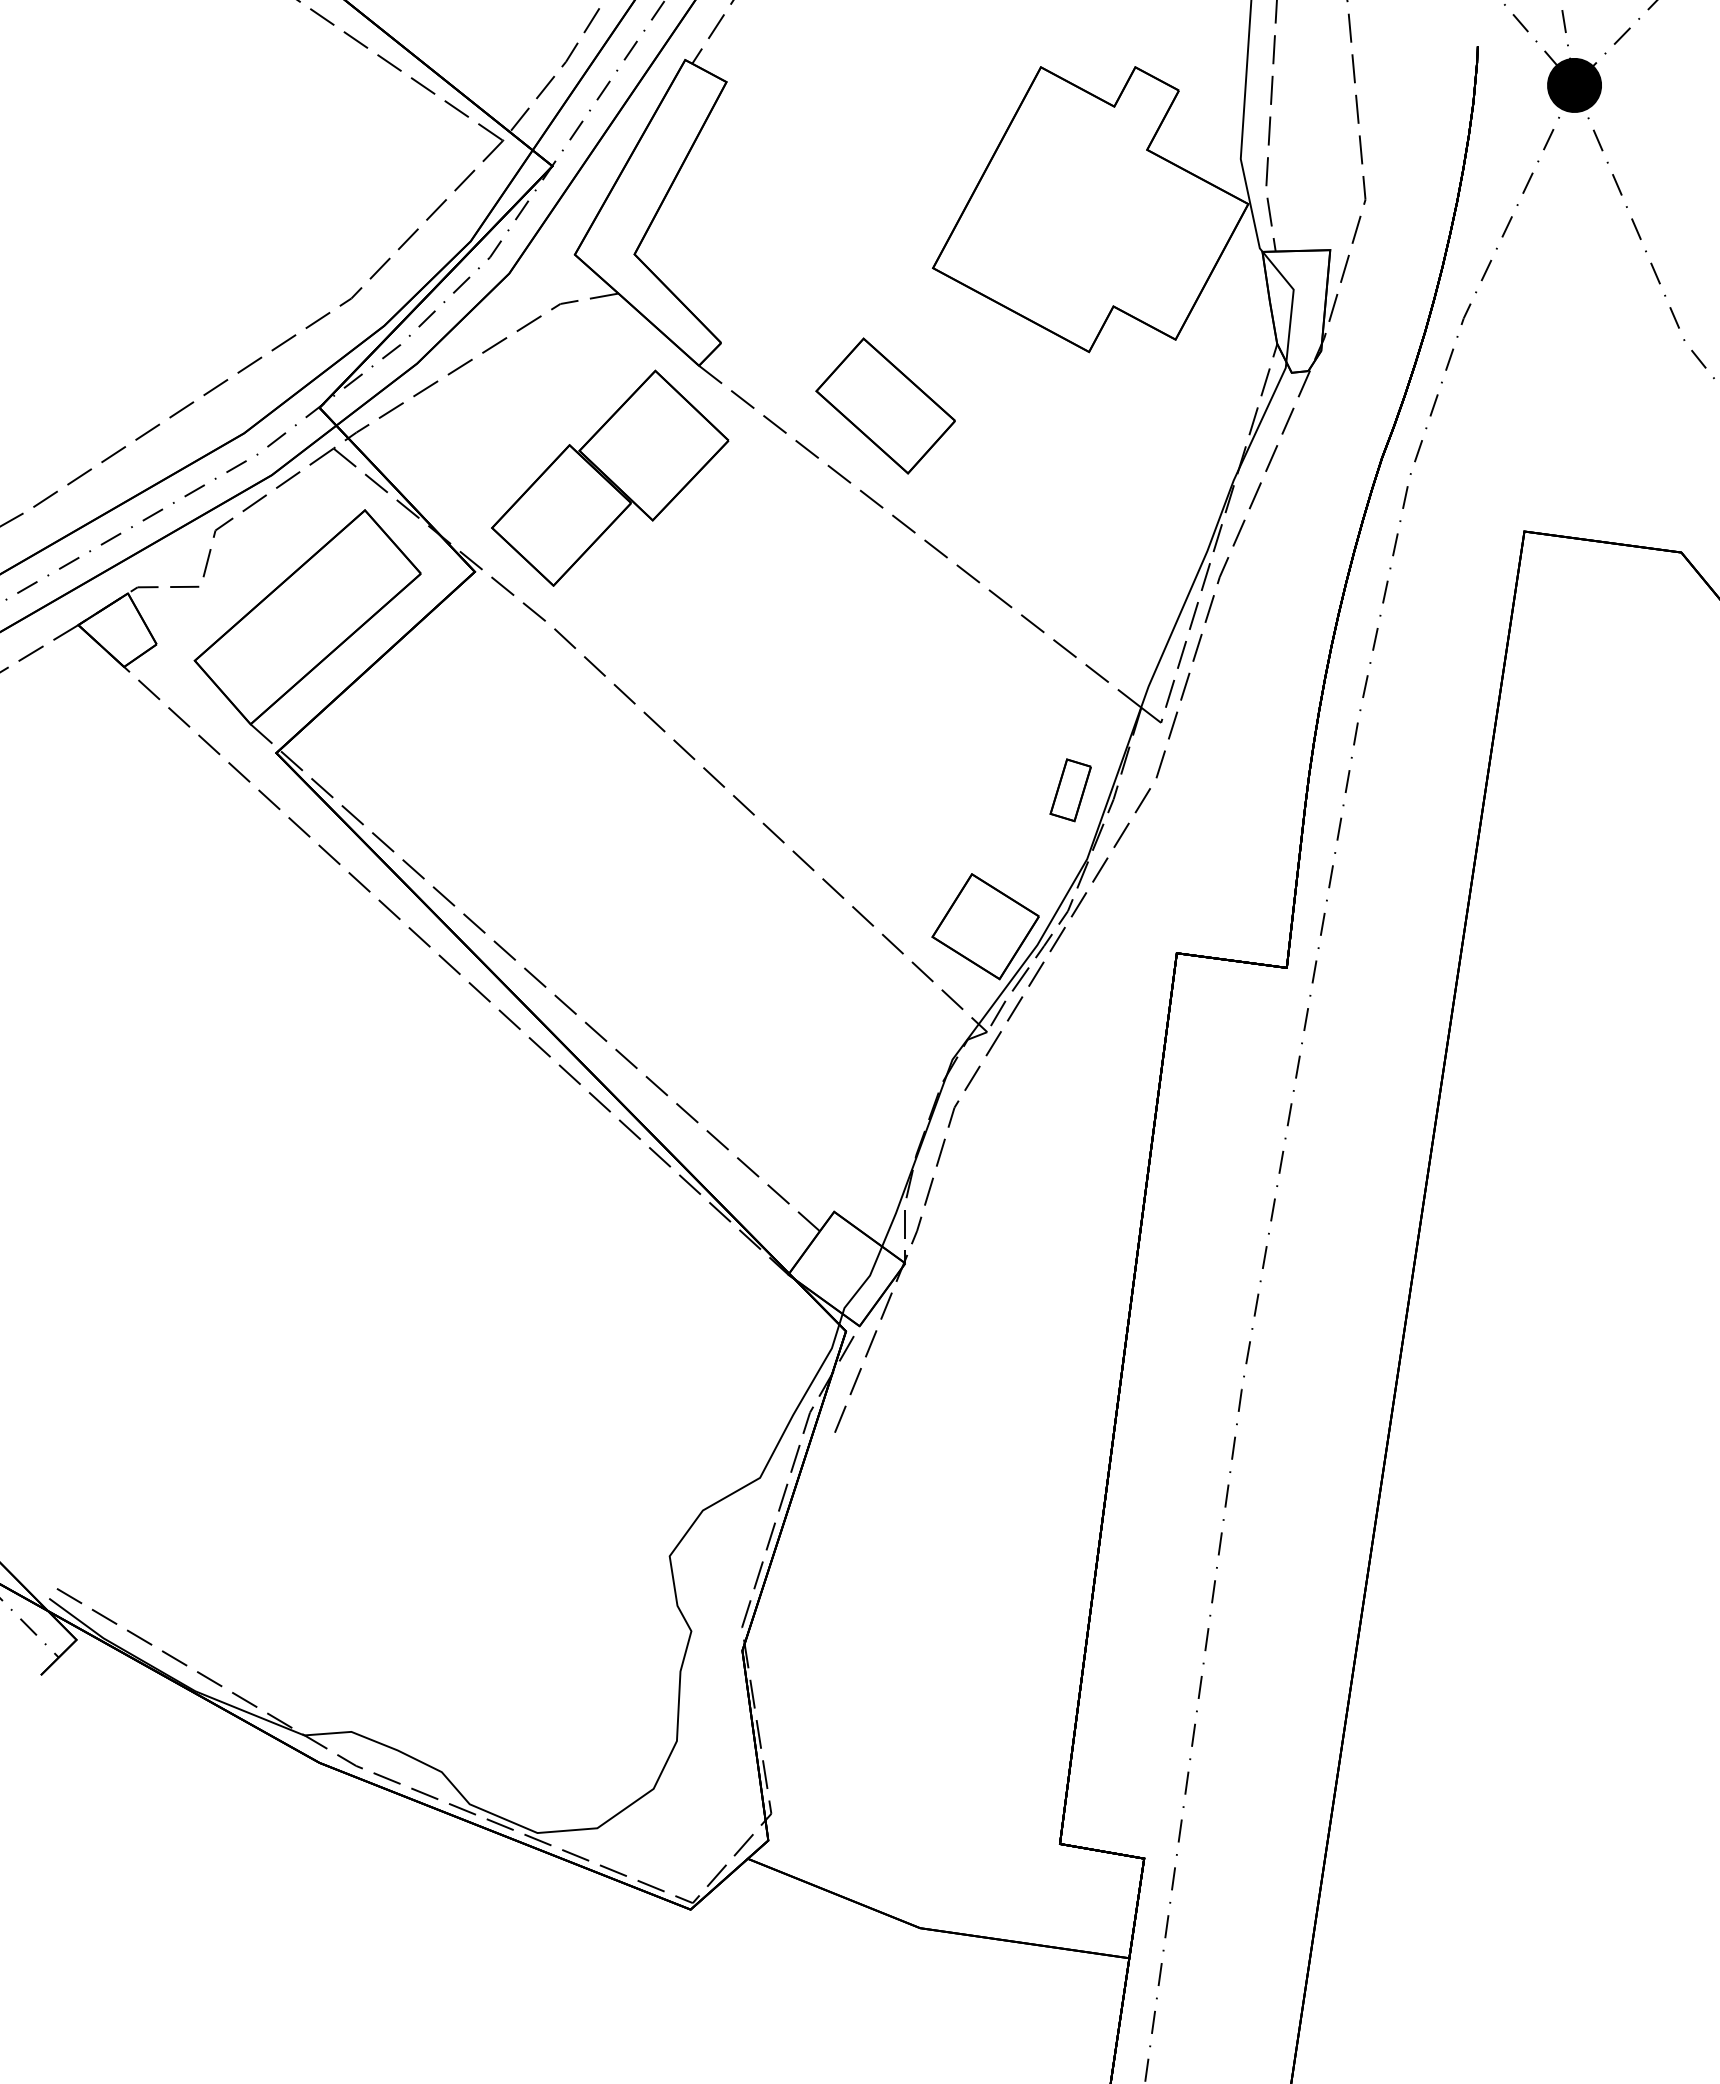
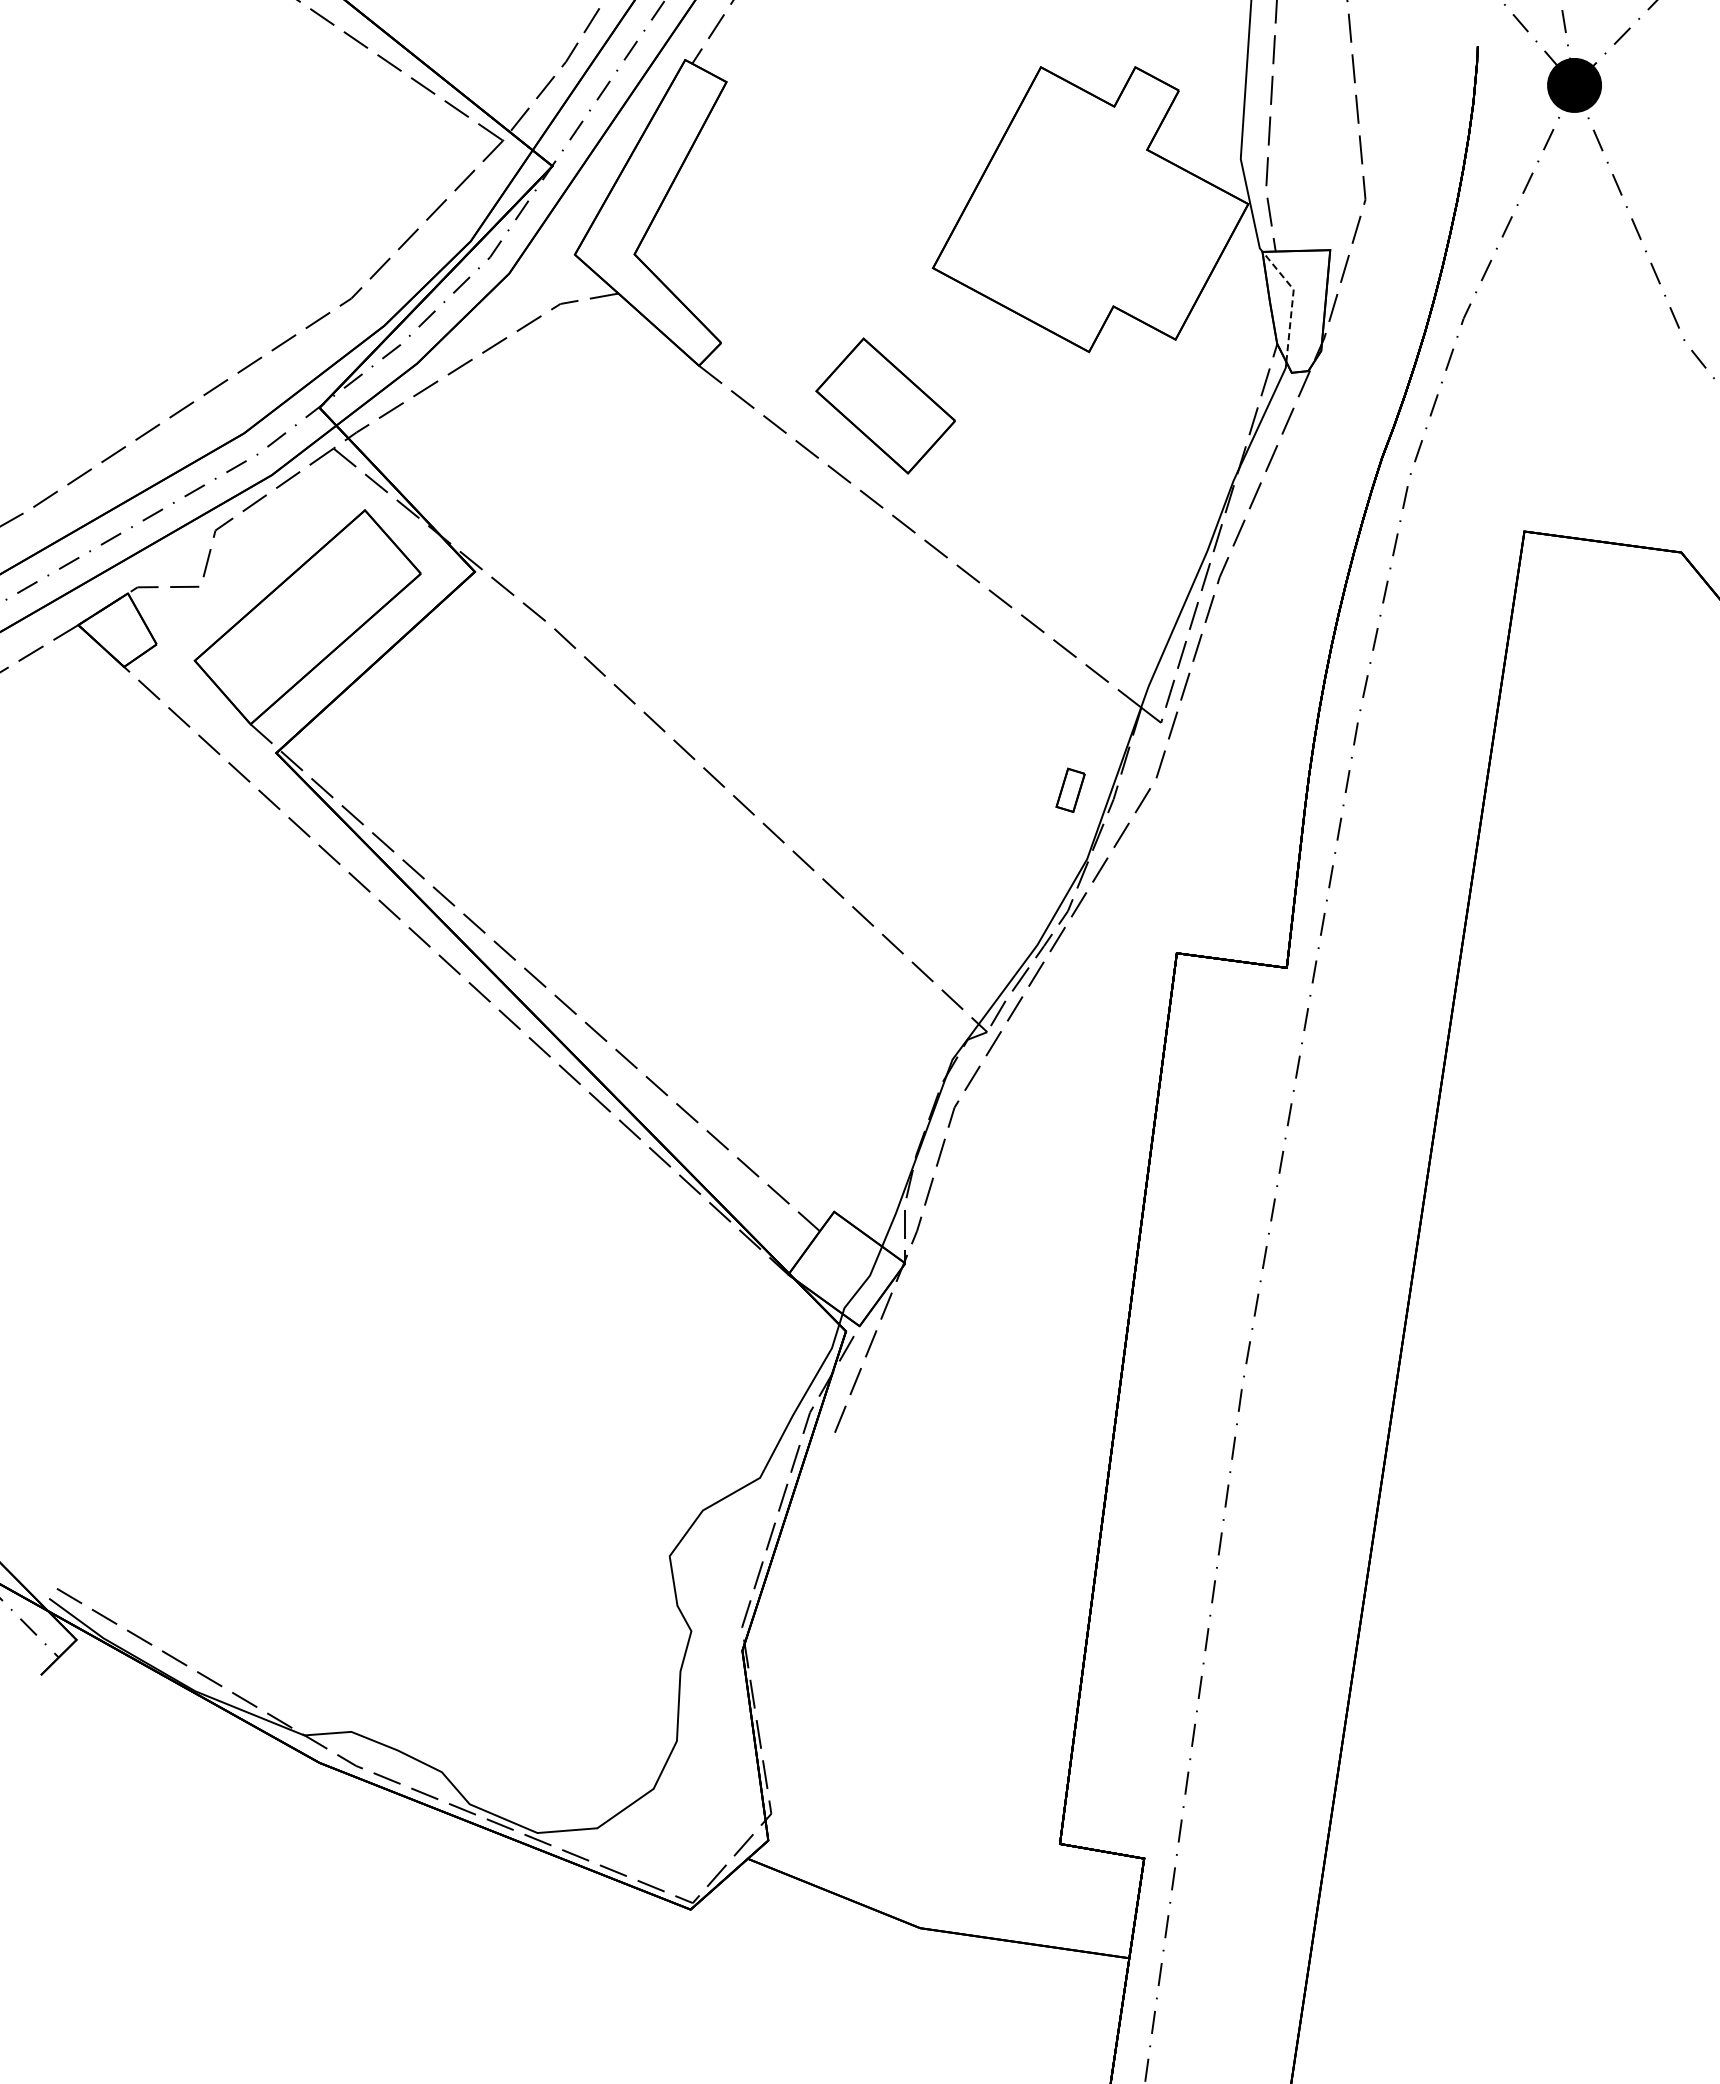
line: solid -> dashed (1292, 300)
part: present -> none (610, 477)
part size: 43x65 px -> 31x46 px (1070, 789)
part: present -> none (985, 926)
